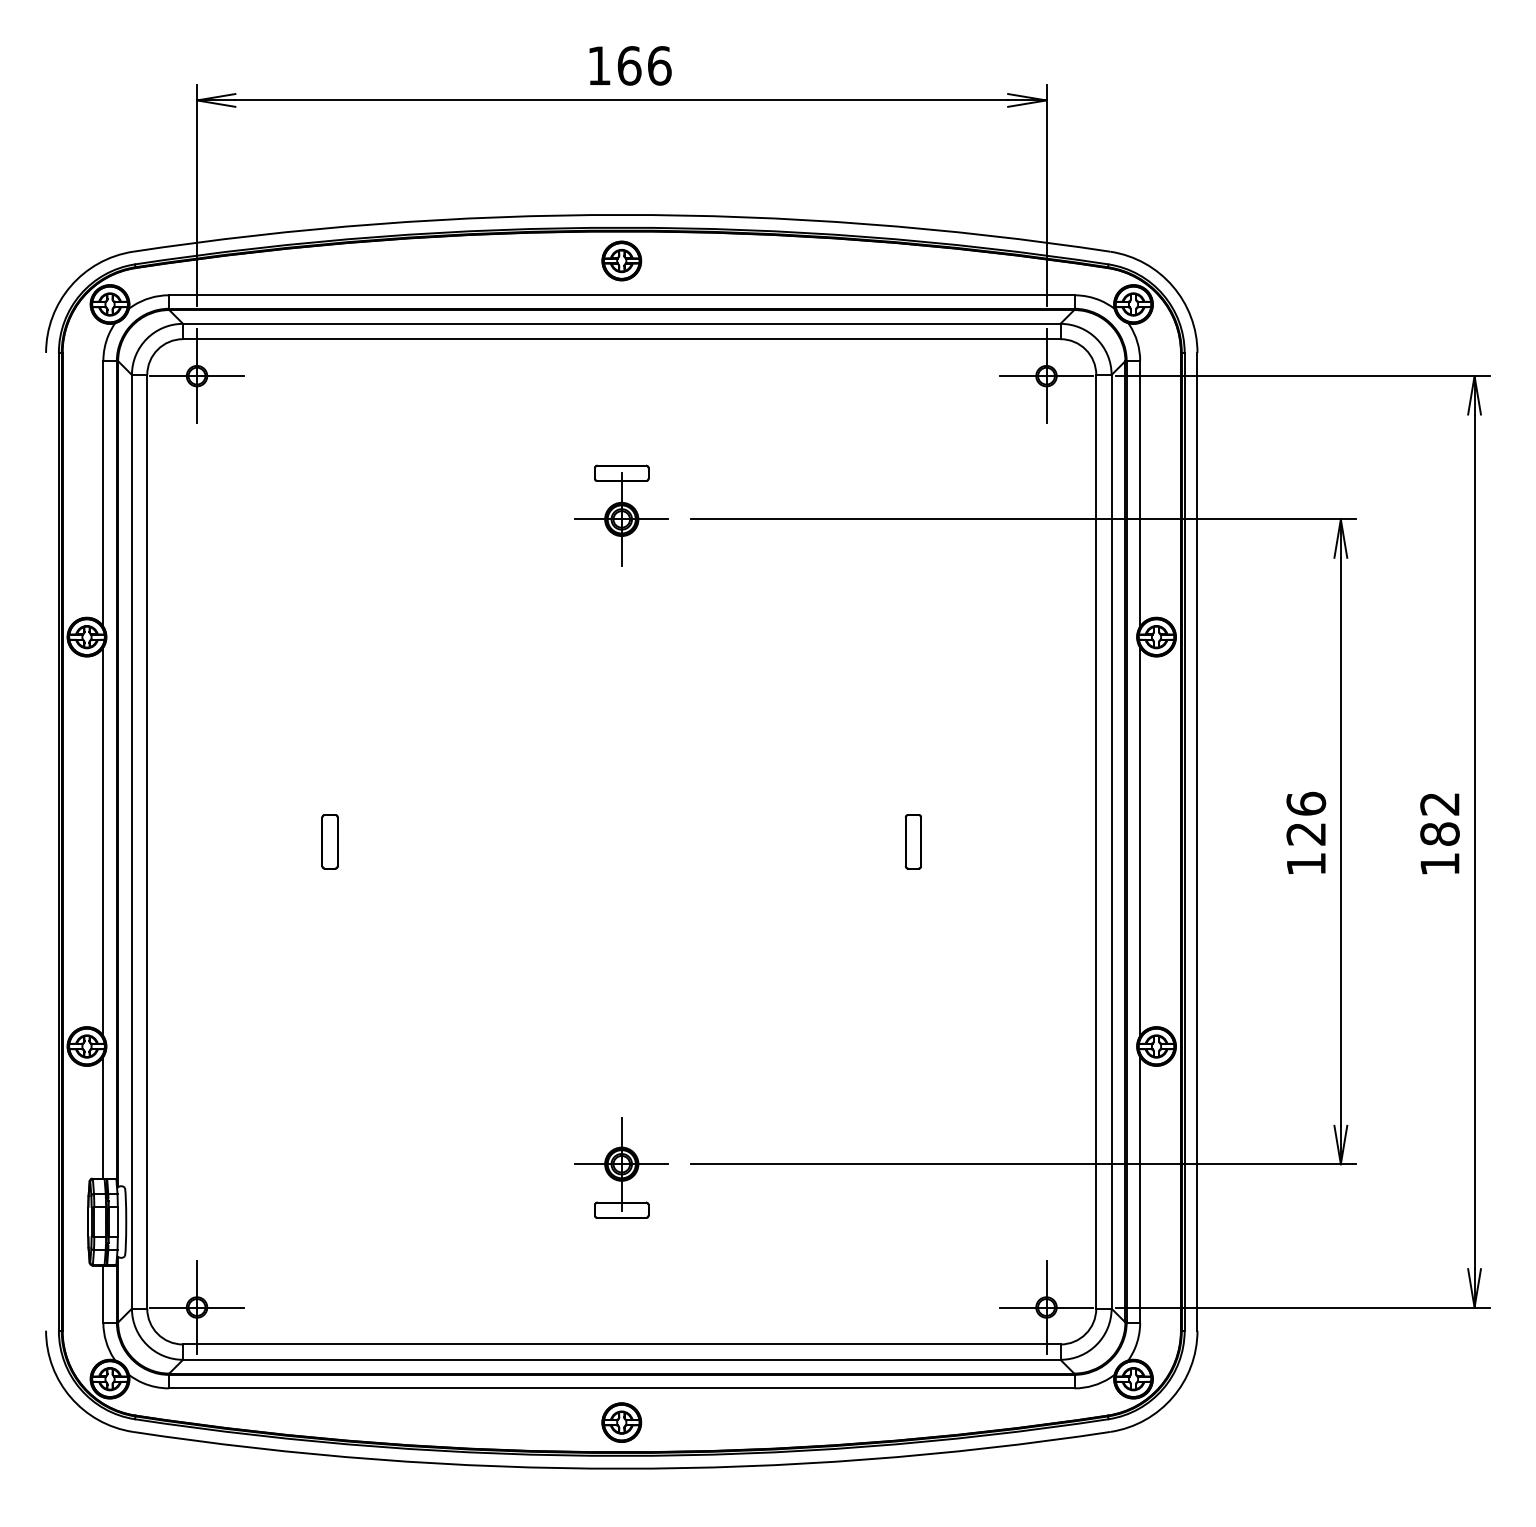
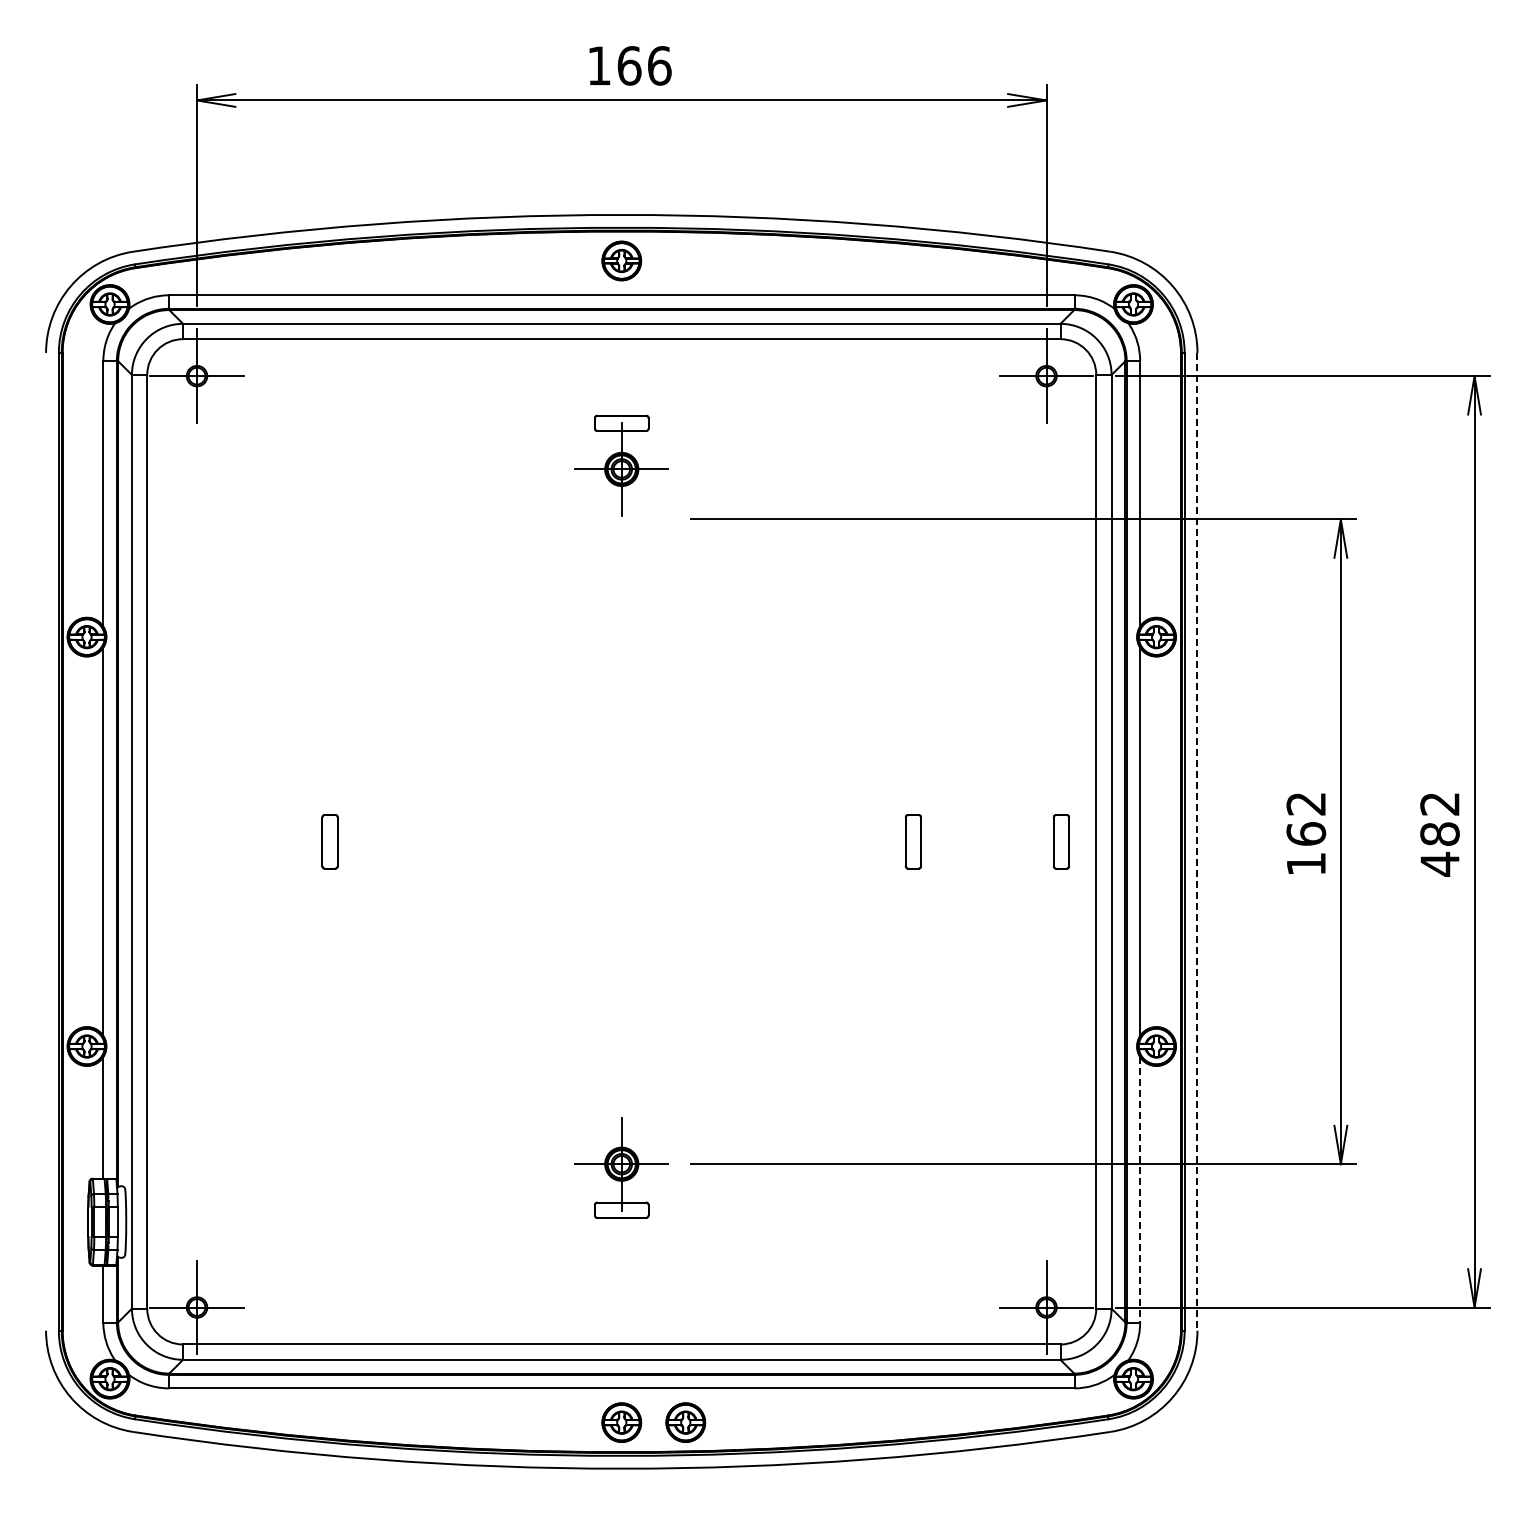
part position: (621, 515) -> (621, 465) (621, 465)
text: 126 -> 162 (1306, 818)
part: none -> present (1060, 841)
line: solid -> dashed (1197, 841)
text: 182 -> 482 (1439, 863)
line: solid -> dashed (1140, 1189)
part: none -> present (685, 1422)
